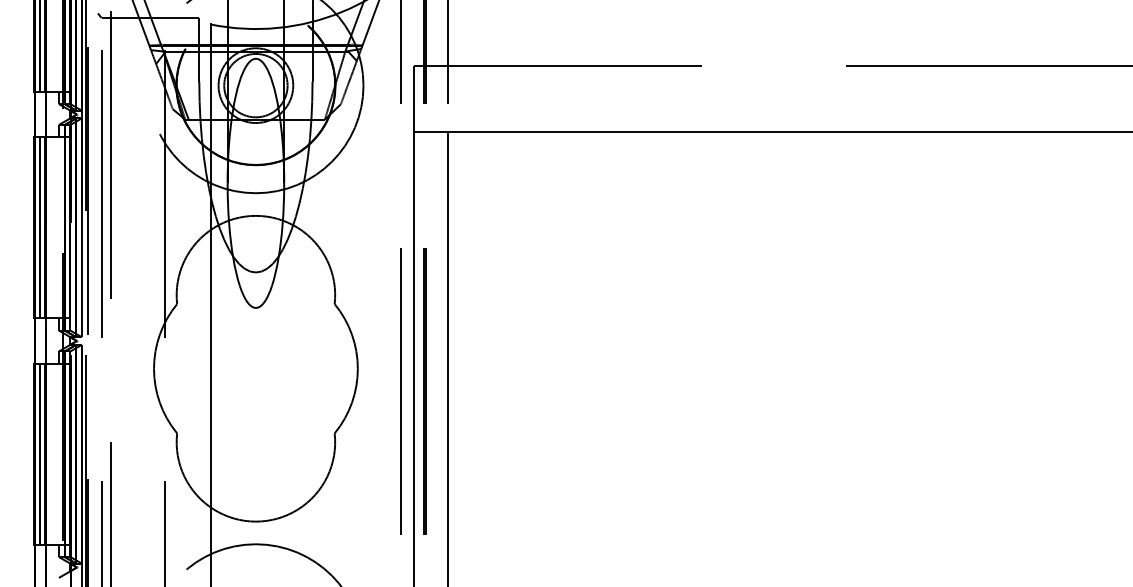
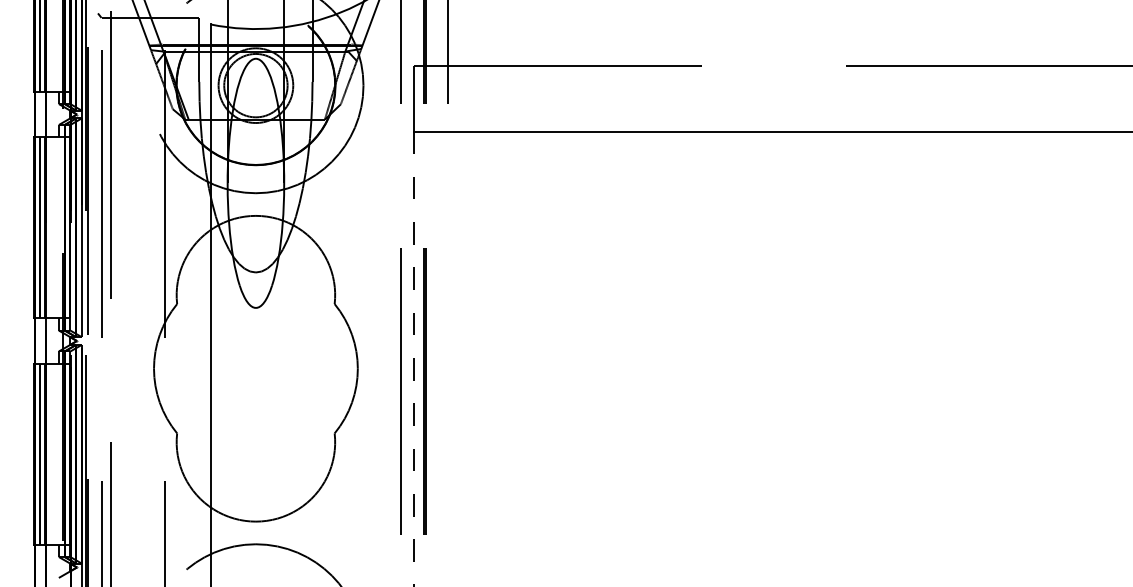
line: present -> none (448, 357)
line: solid -> dashed (414, 359)
